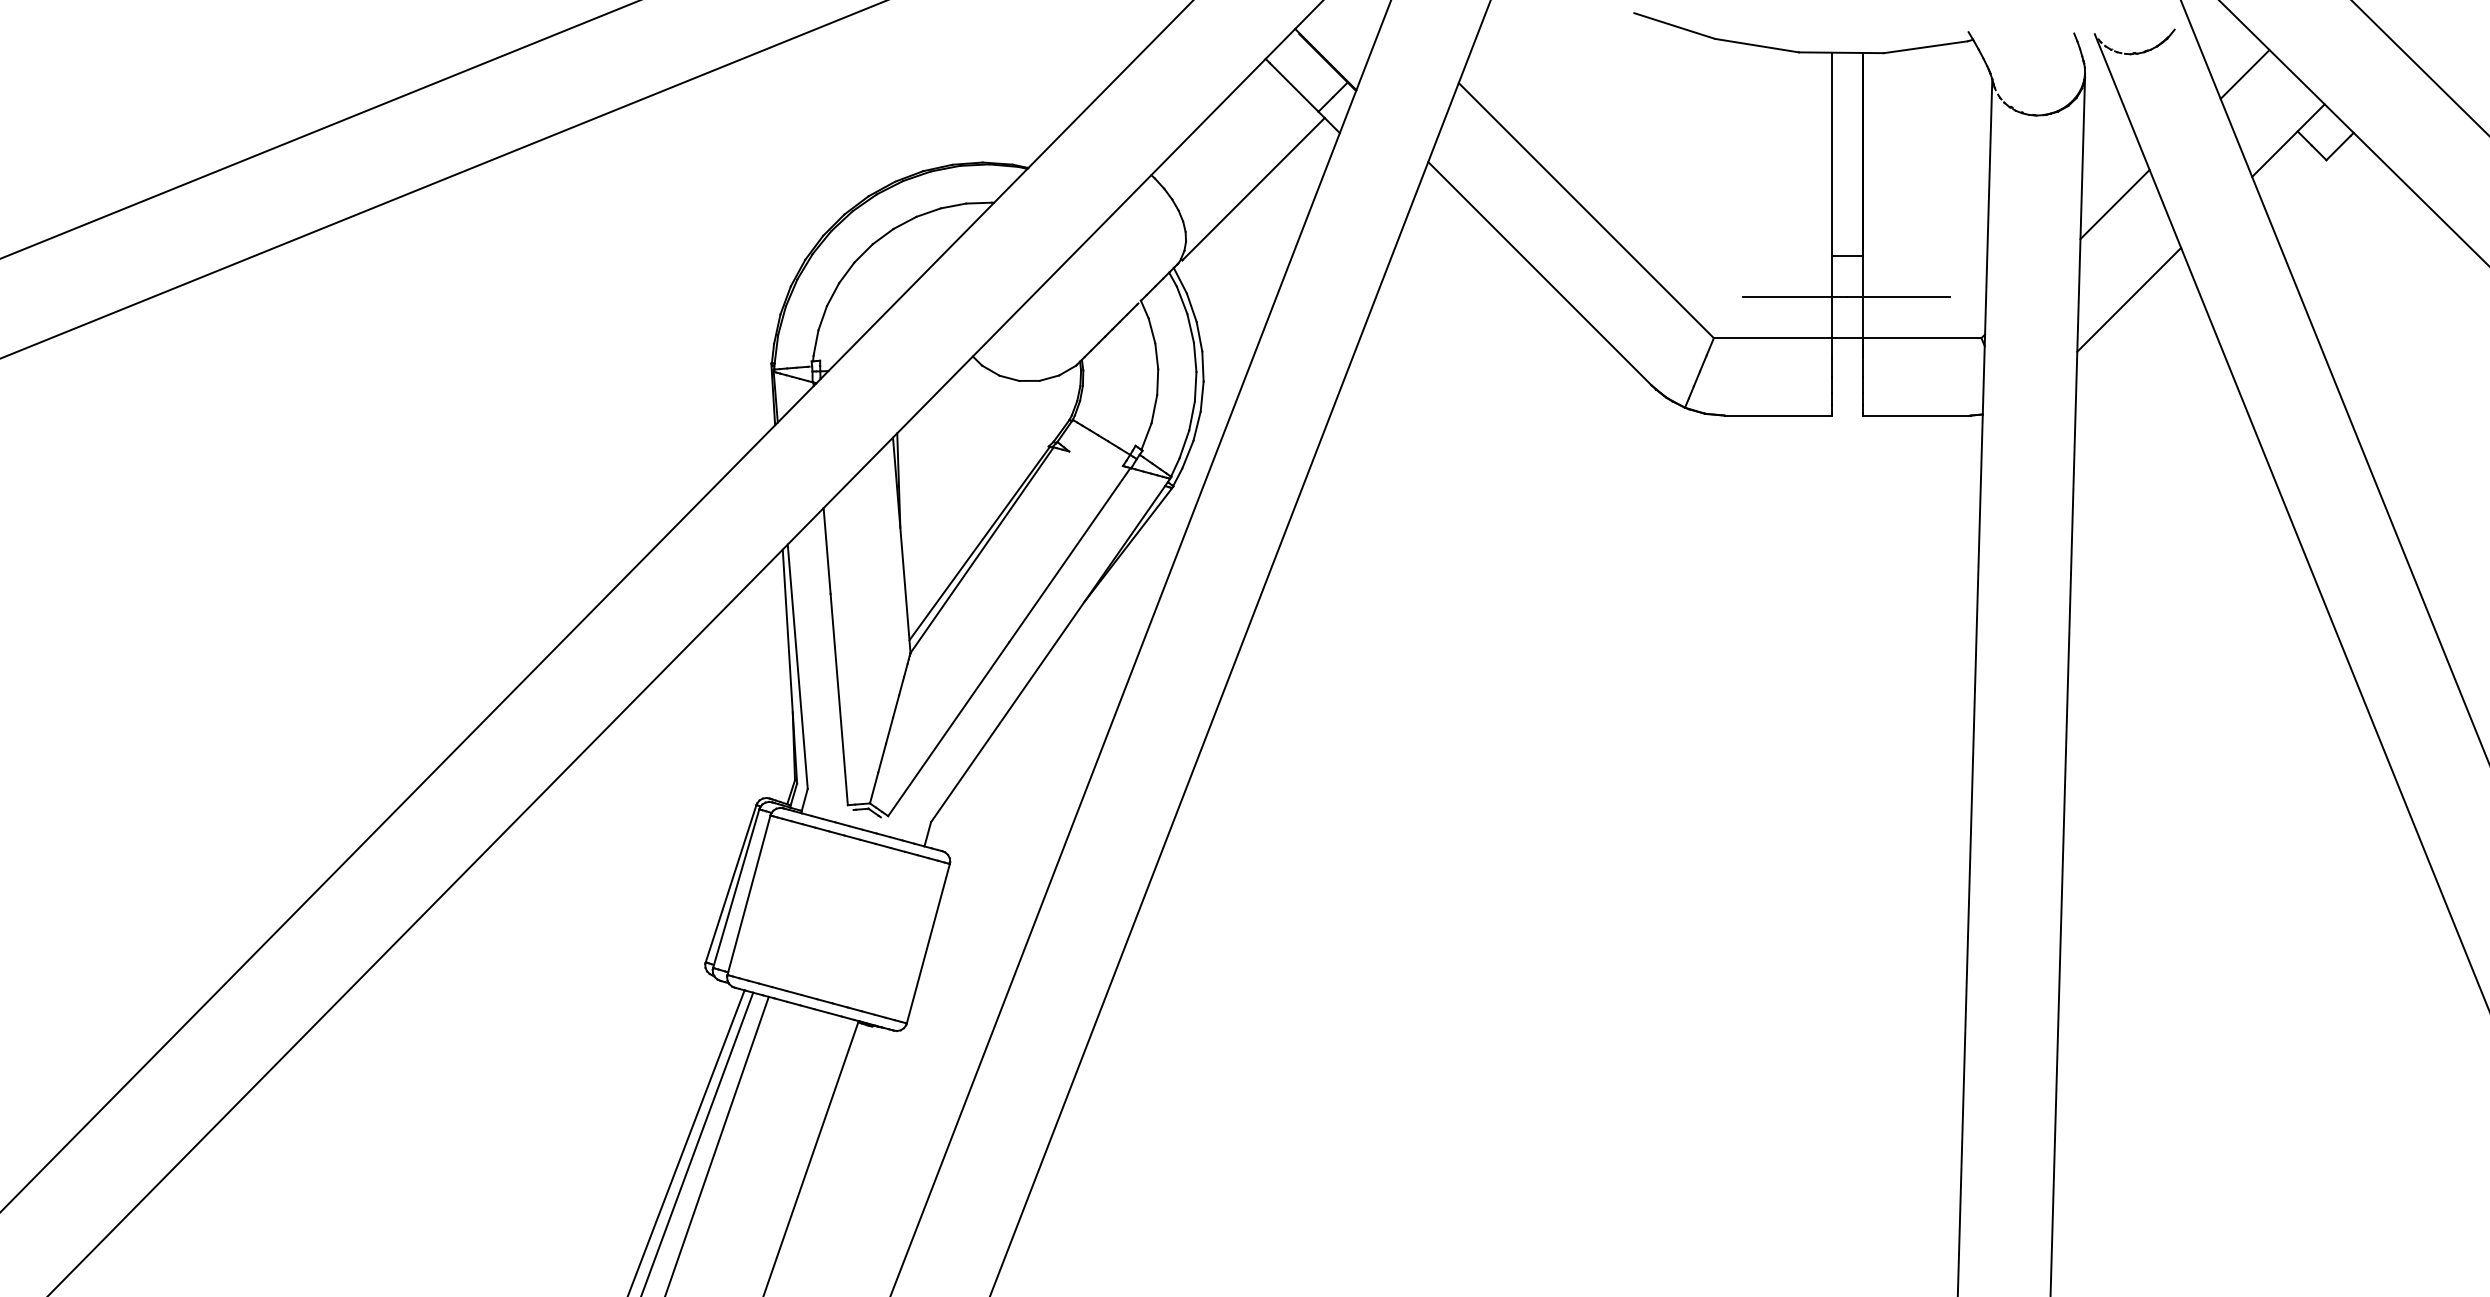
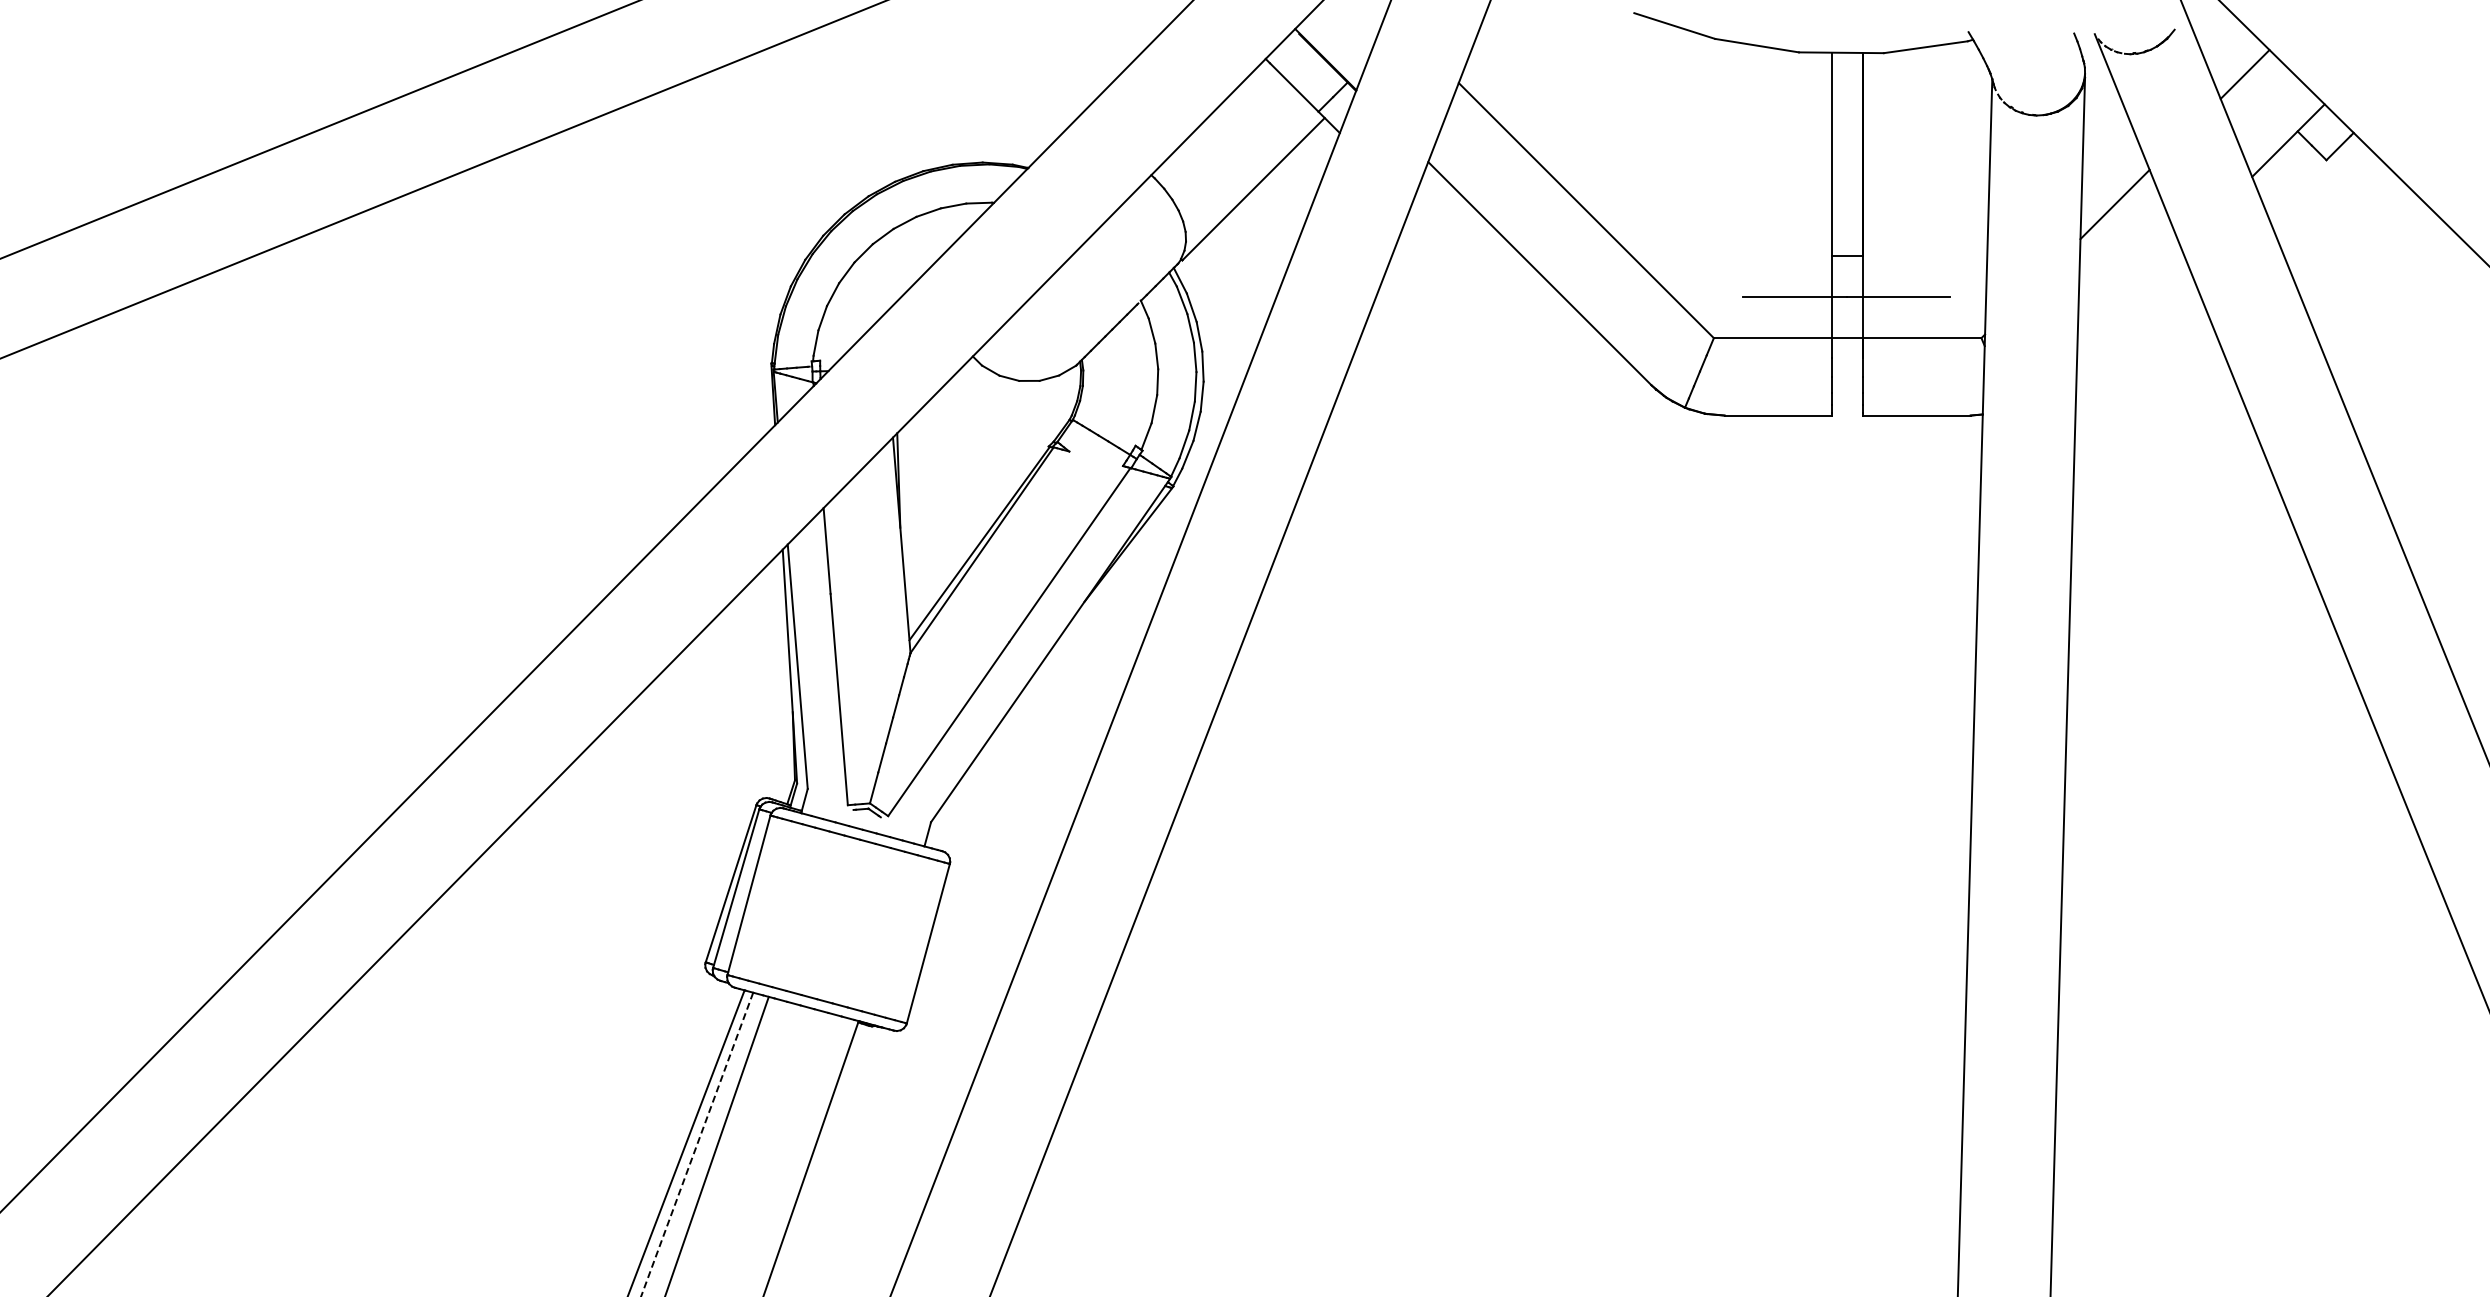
line: present -> none (2419, 67)
line: present -> none (2129, 299)
line: solid -> dashed (697, 1144)
